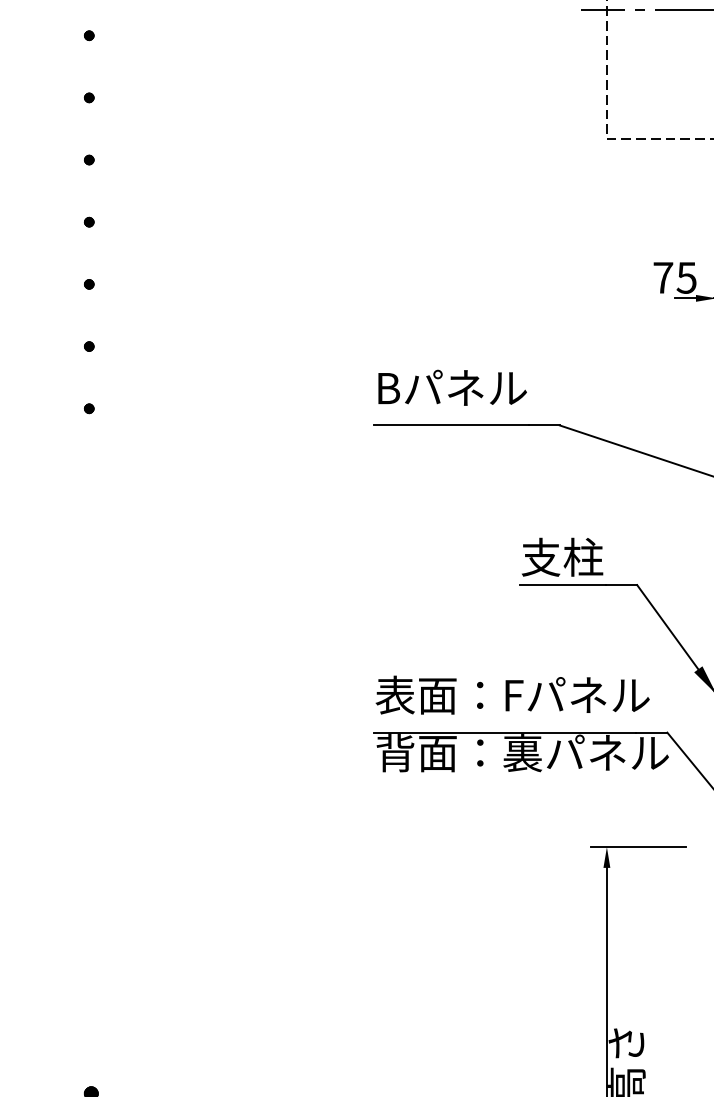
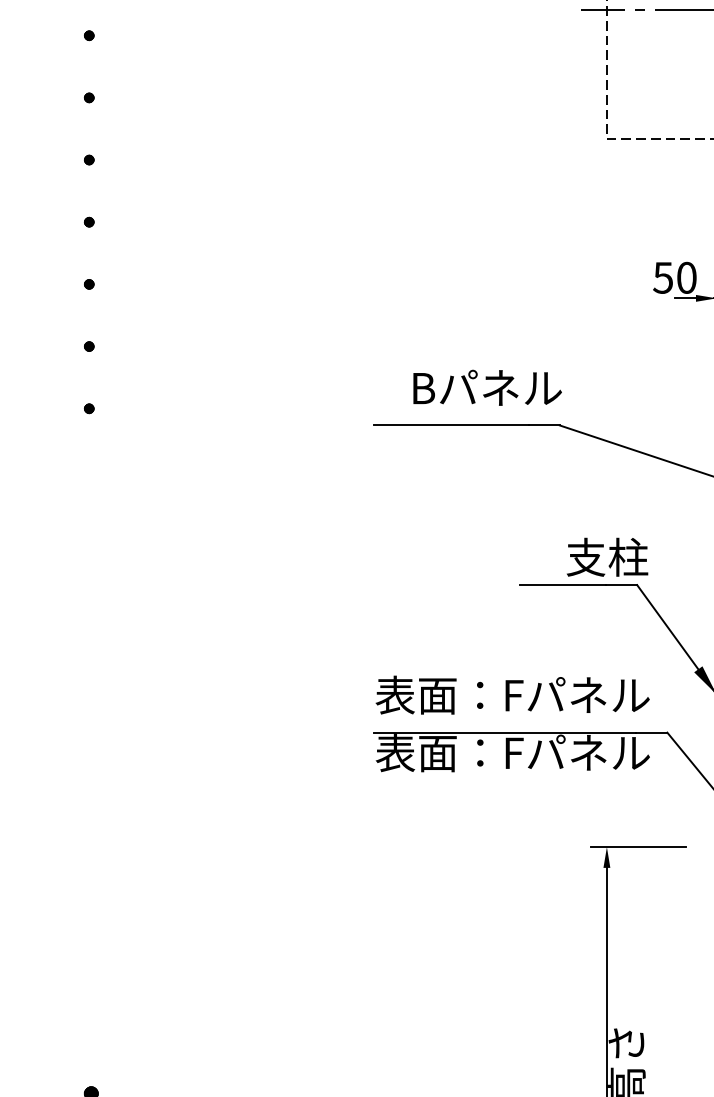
text: 75 -> 50 (674, 277)
text position: (452, 387) -> (487, 387) (487, 387)
text position: (562, 556) -> (607, 556) (607, 556)
text: 背面：裏パネル -> 表面：Fパネル (521, 753)
